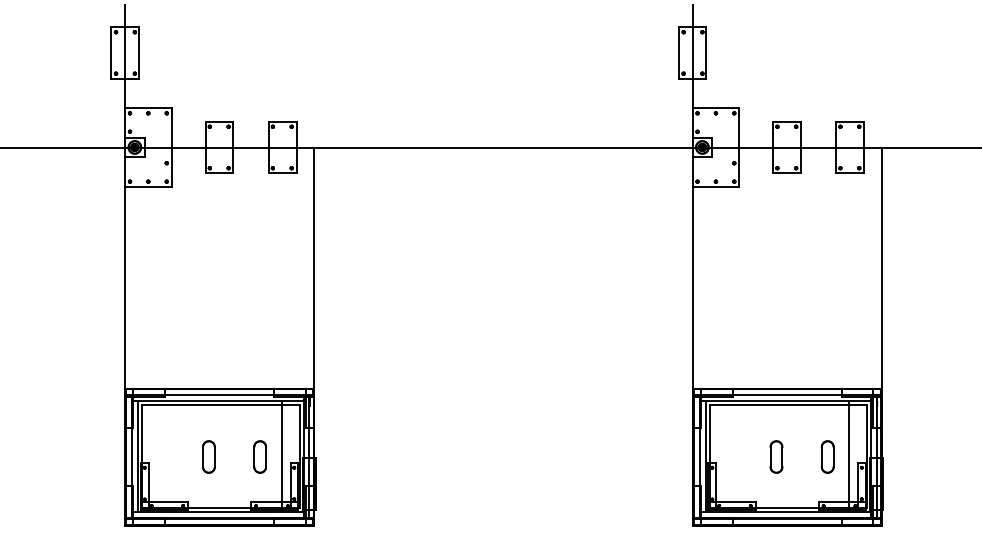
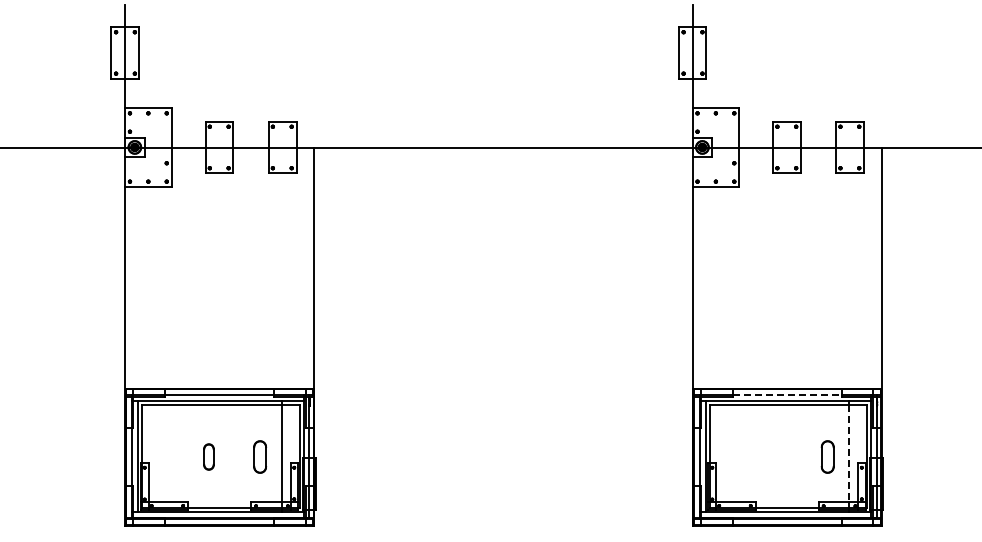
line: solid -> dashed (787, 395)
line: solid -> dashed (849, 453)
part size: 14x34 px -> 12x28 px (208, 456)
part: present -> none (776, 456)
